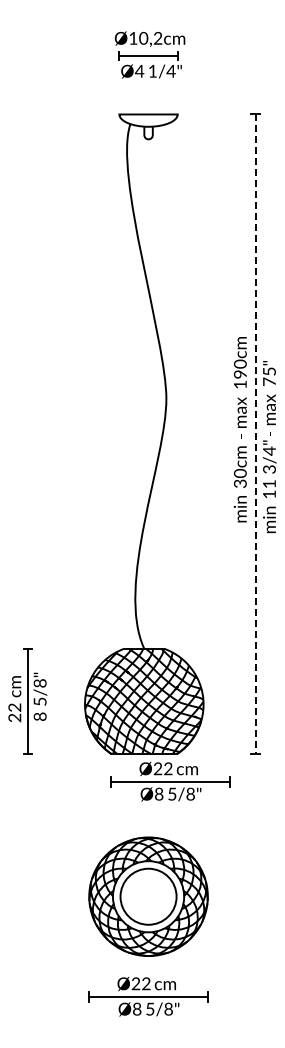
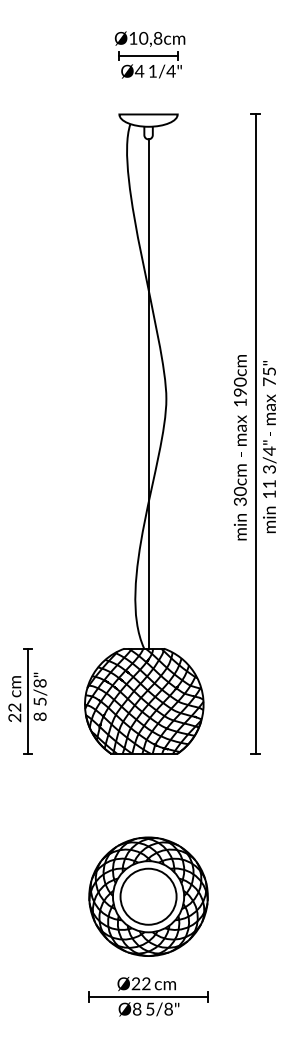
text: Ø10,2cm -> Ø10,8cm (157, 38)
line: none -> present (148, 393)
text position: (240, 429) -> (240, 447) (240, 447)
line: dashed -> solid (255, 434)
part: present -> none (170, 781)
